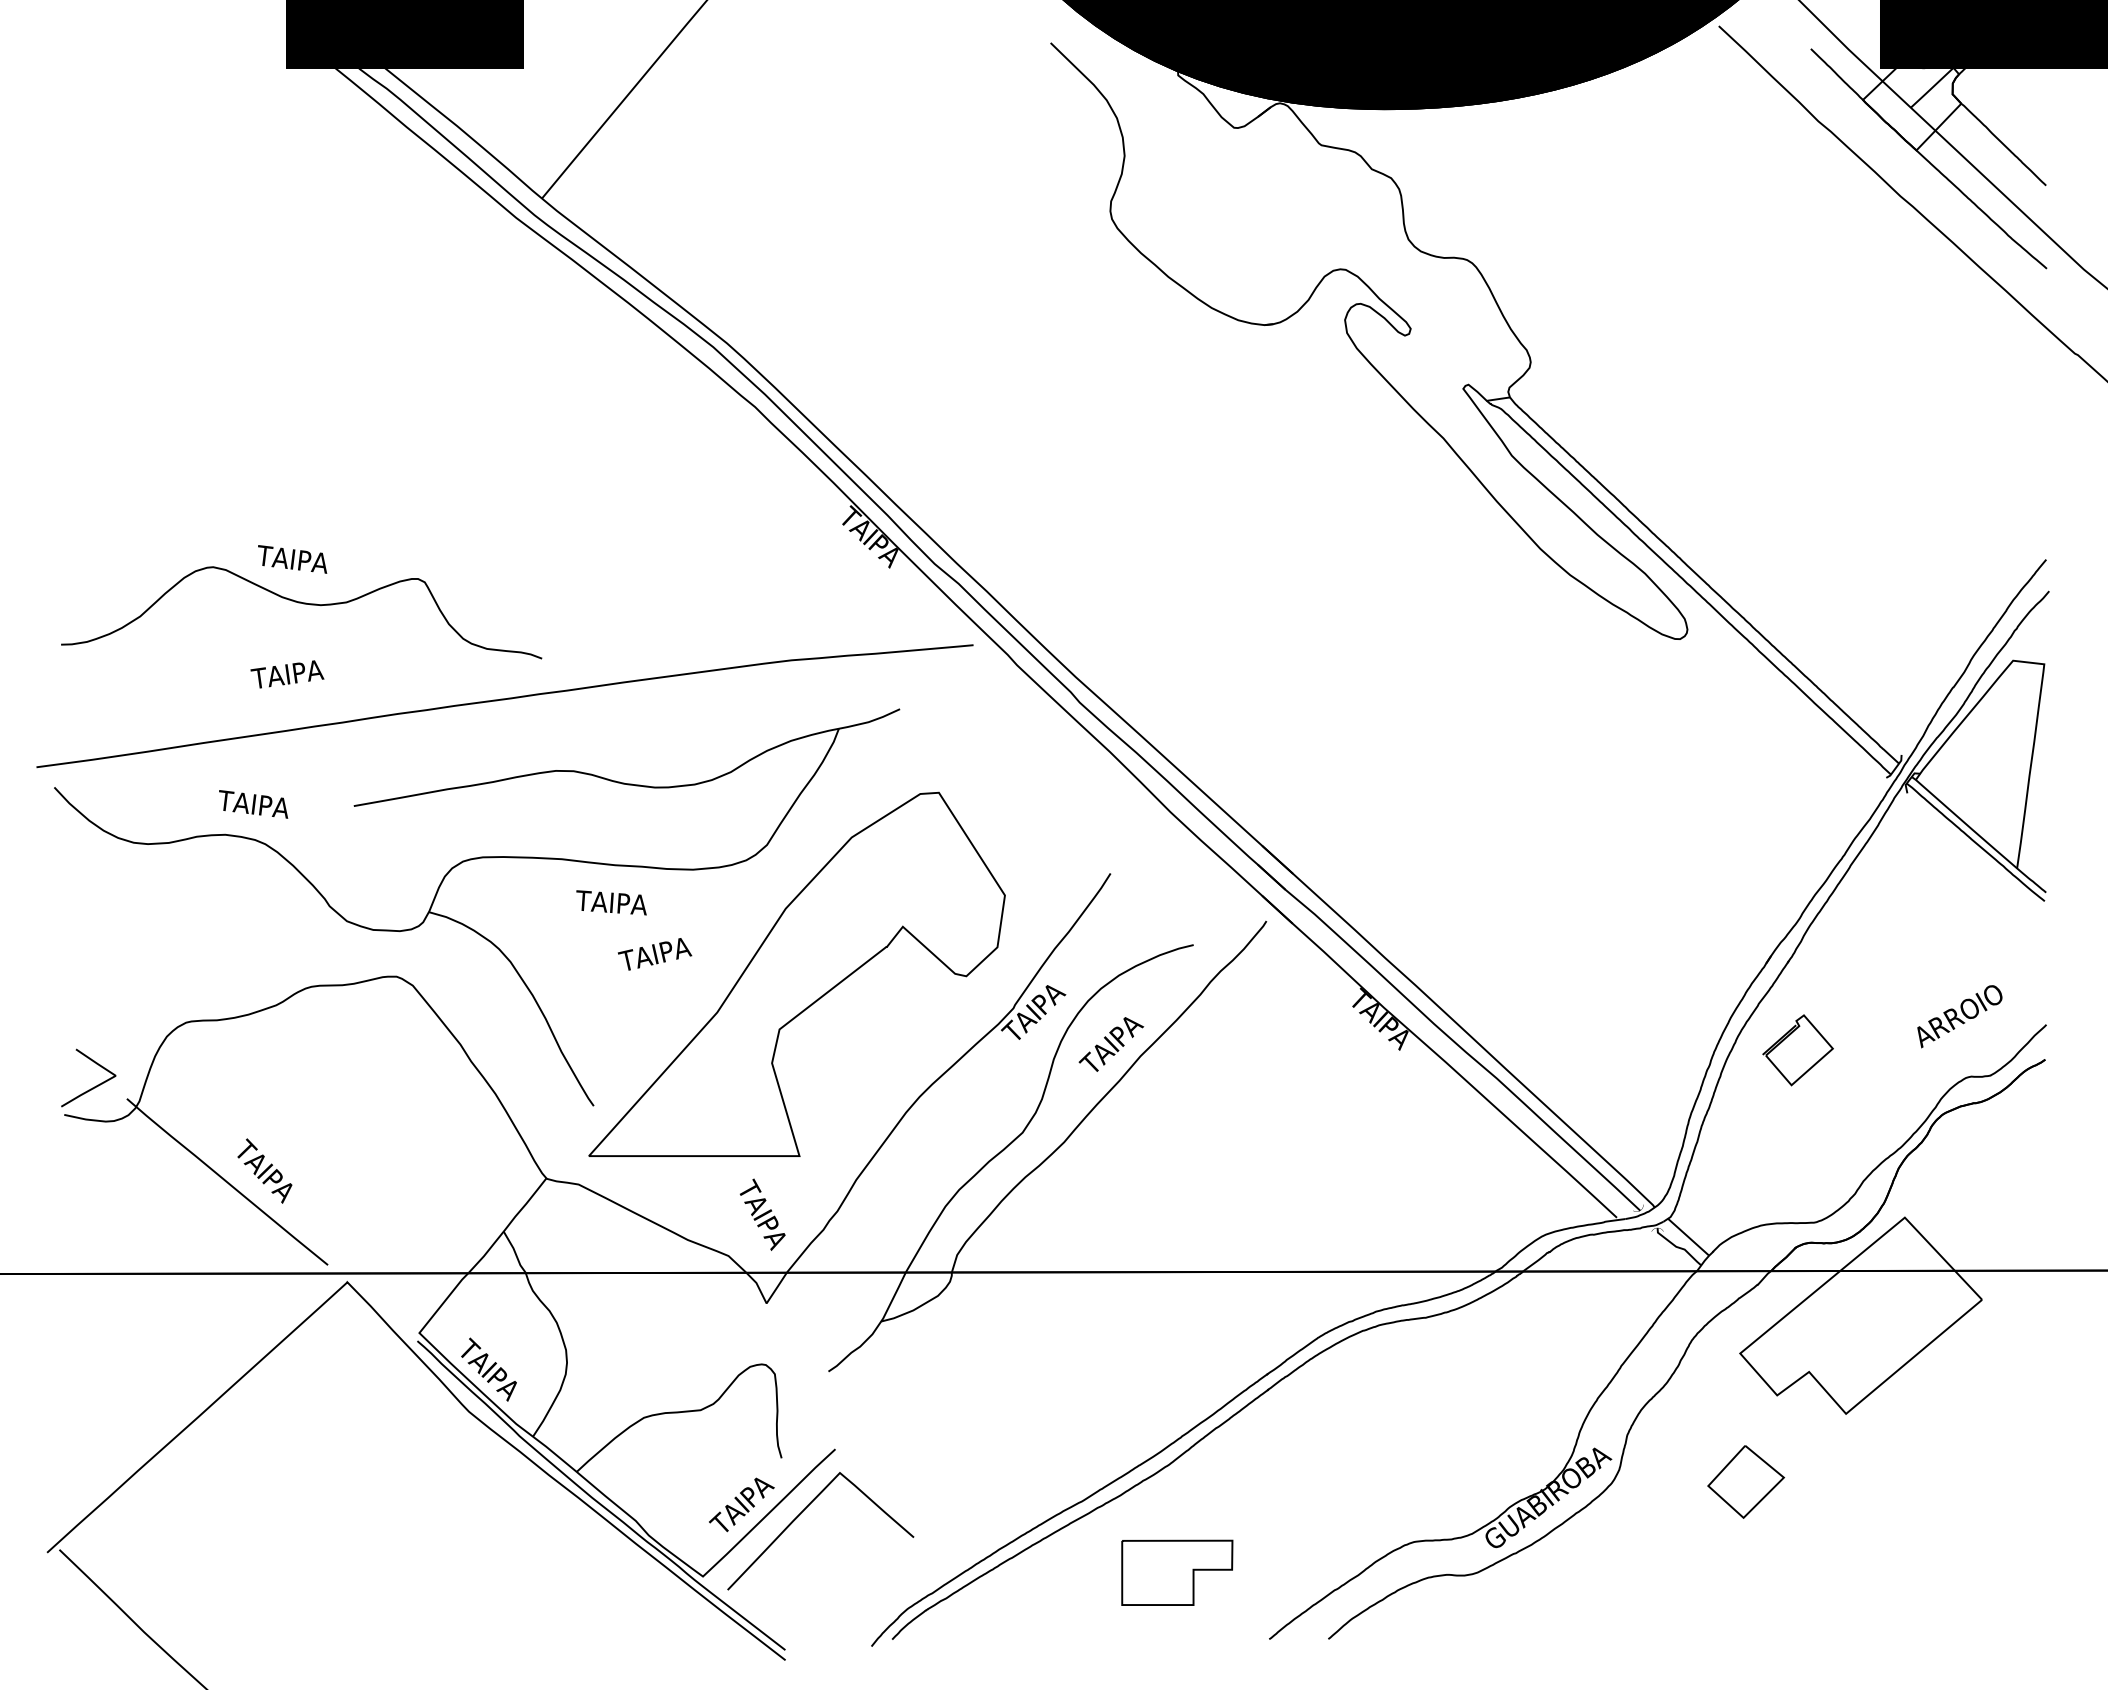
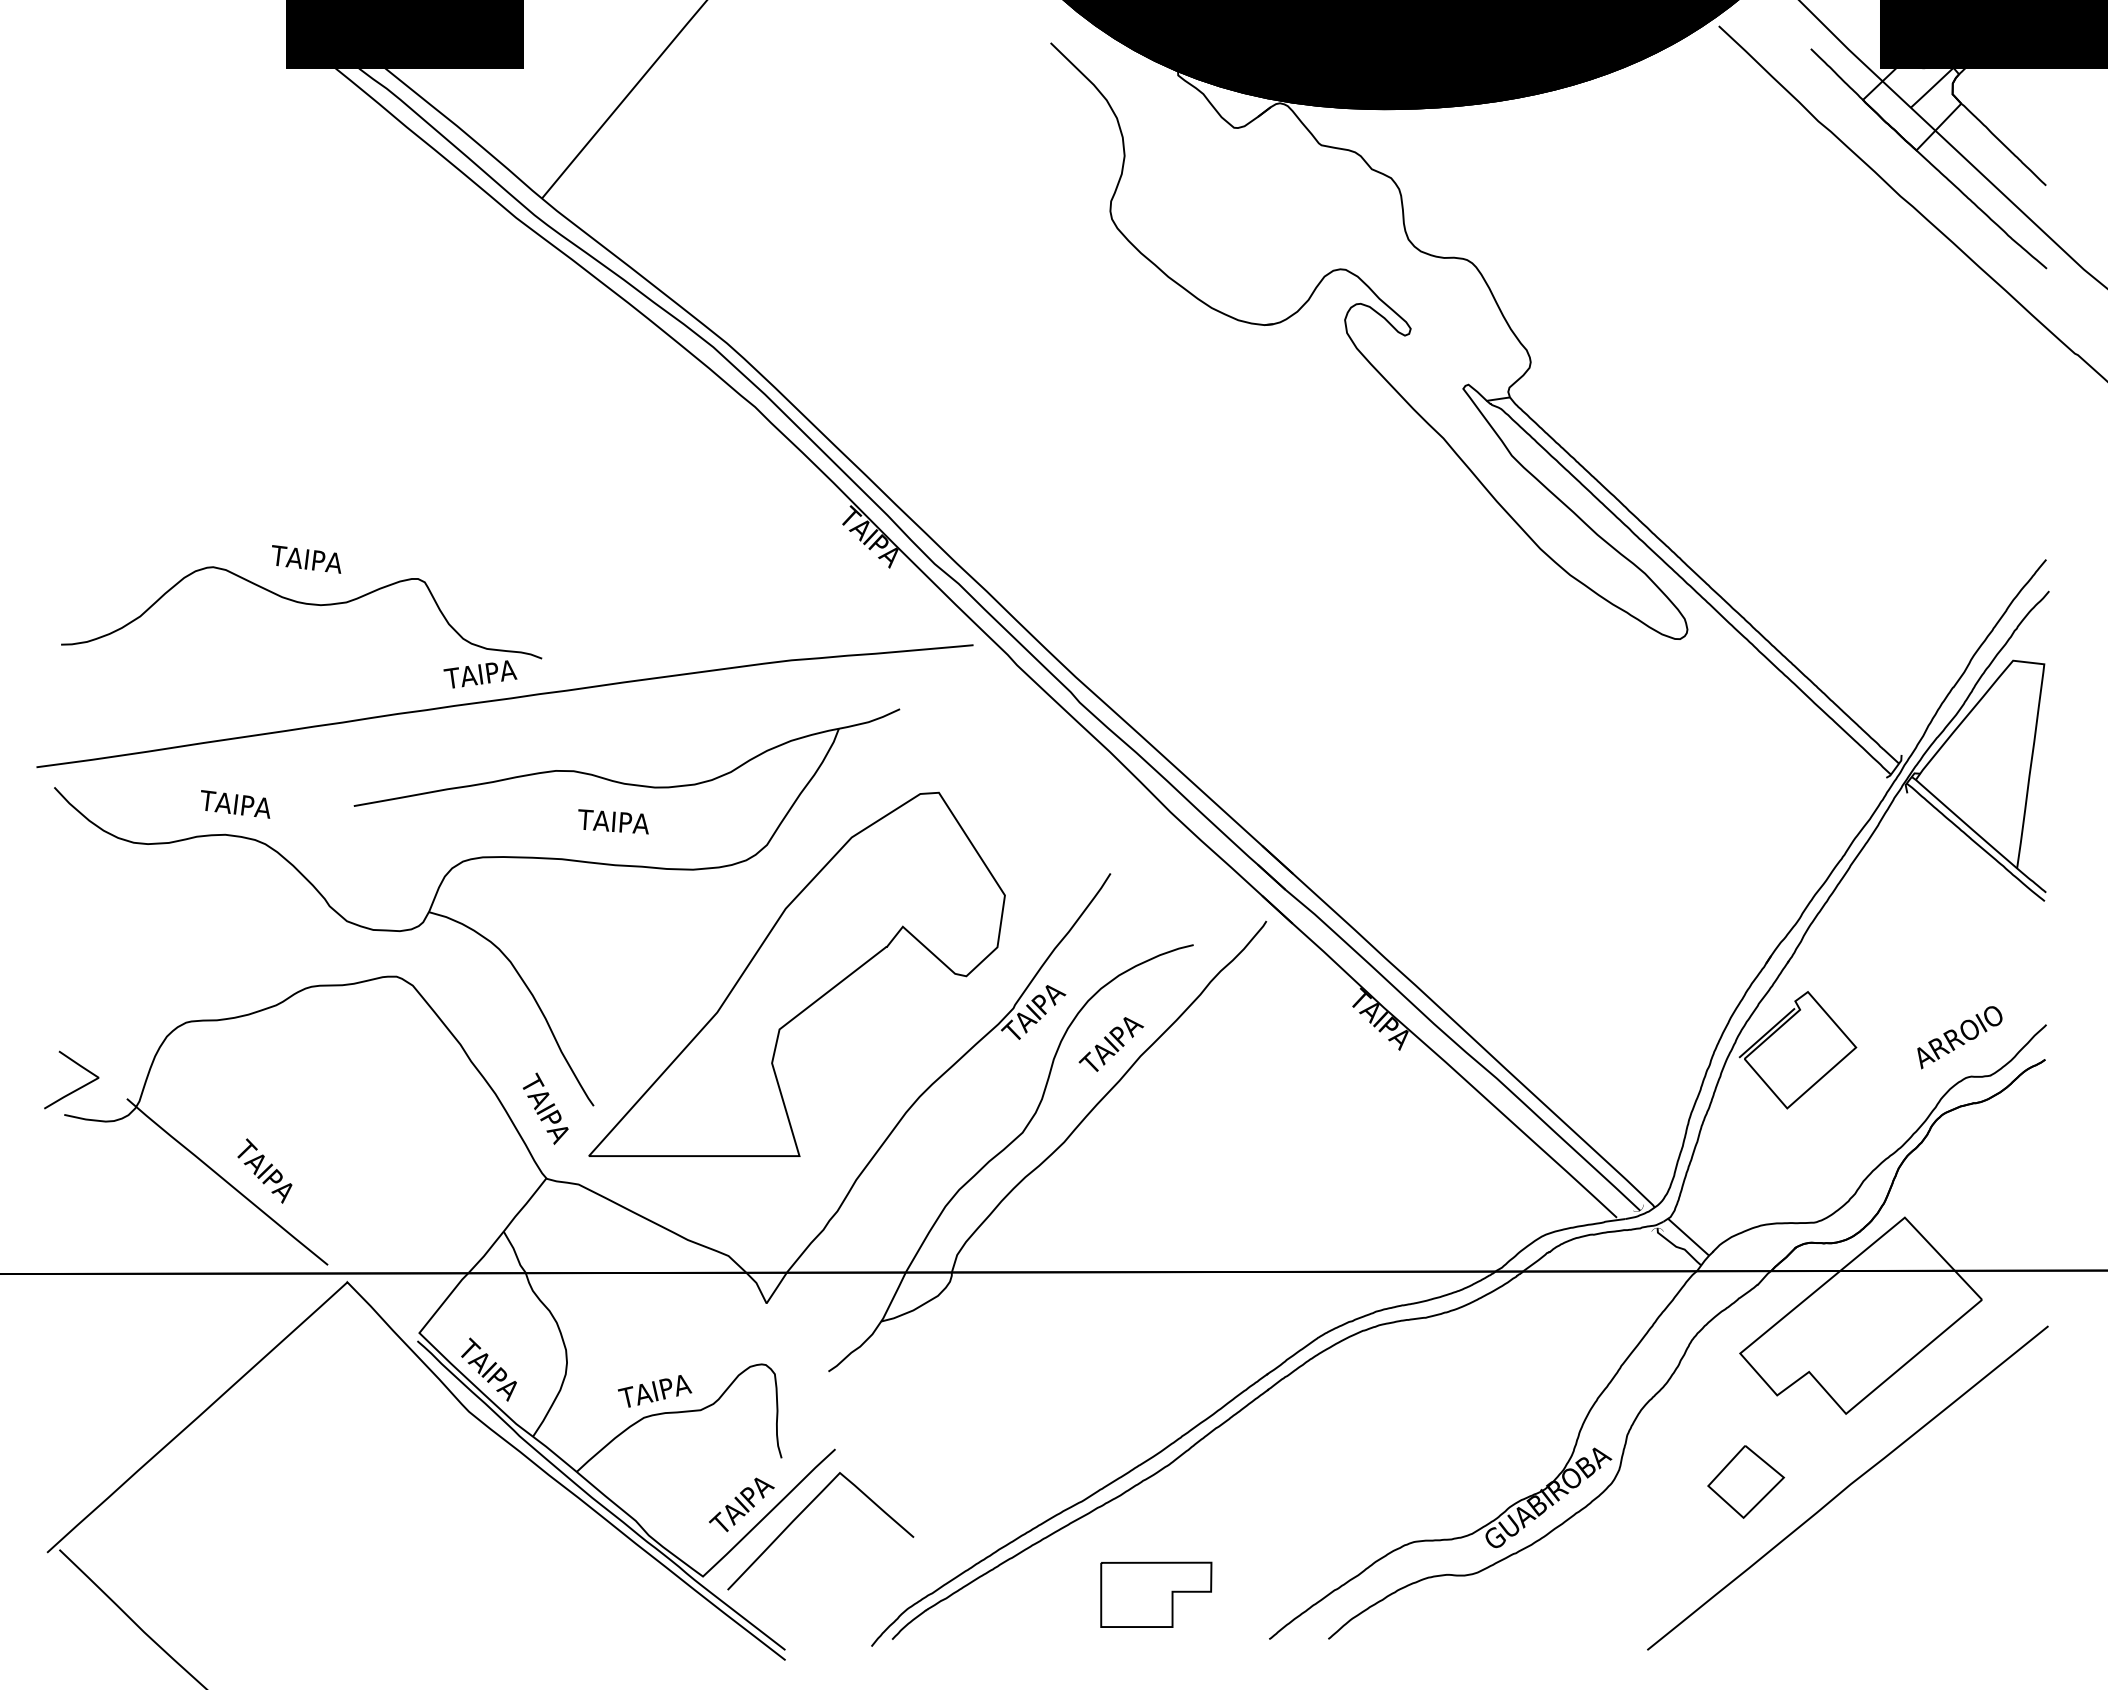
text position: (292, 559) -> (306, 559) (306, 559)
text position: (287, 674) -> (480, 674) (480, 674)
text position: (253, 804) -> (235, 804) (235, 804)
text position: (611, 902) -> (613, 821) (613, 821)
text position: (654, 954) -> (654, 1391) (654, 1391)
text position: (1959, 1016) -> (1959, 1037) (1959, 1037)
part size: 72x73 px -> 120x119 px (1797, 1050)
curve position: (92, 1087) -> (75, 1089) (75, 1089)
text position: (762, 1214) -> (545, 1108) (545, 1108)
curve: none -> present (1847, 1487)
part position: (1177, 1572) -> (1156, 1594) (1156, 1594)
